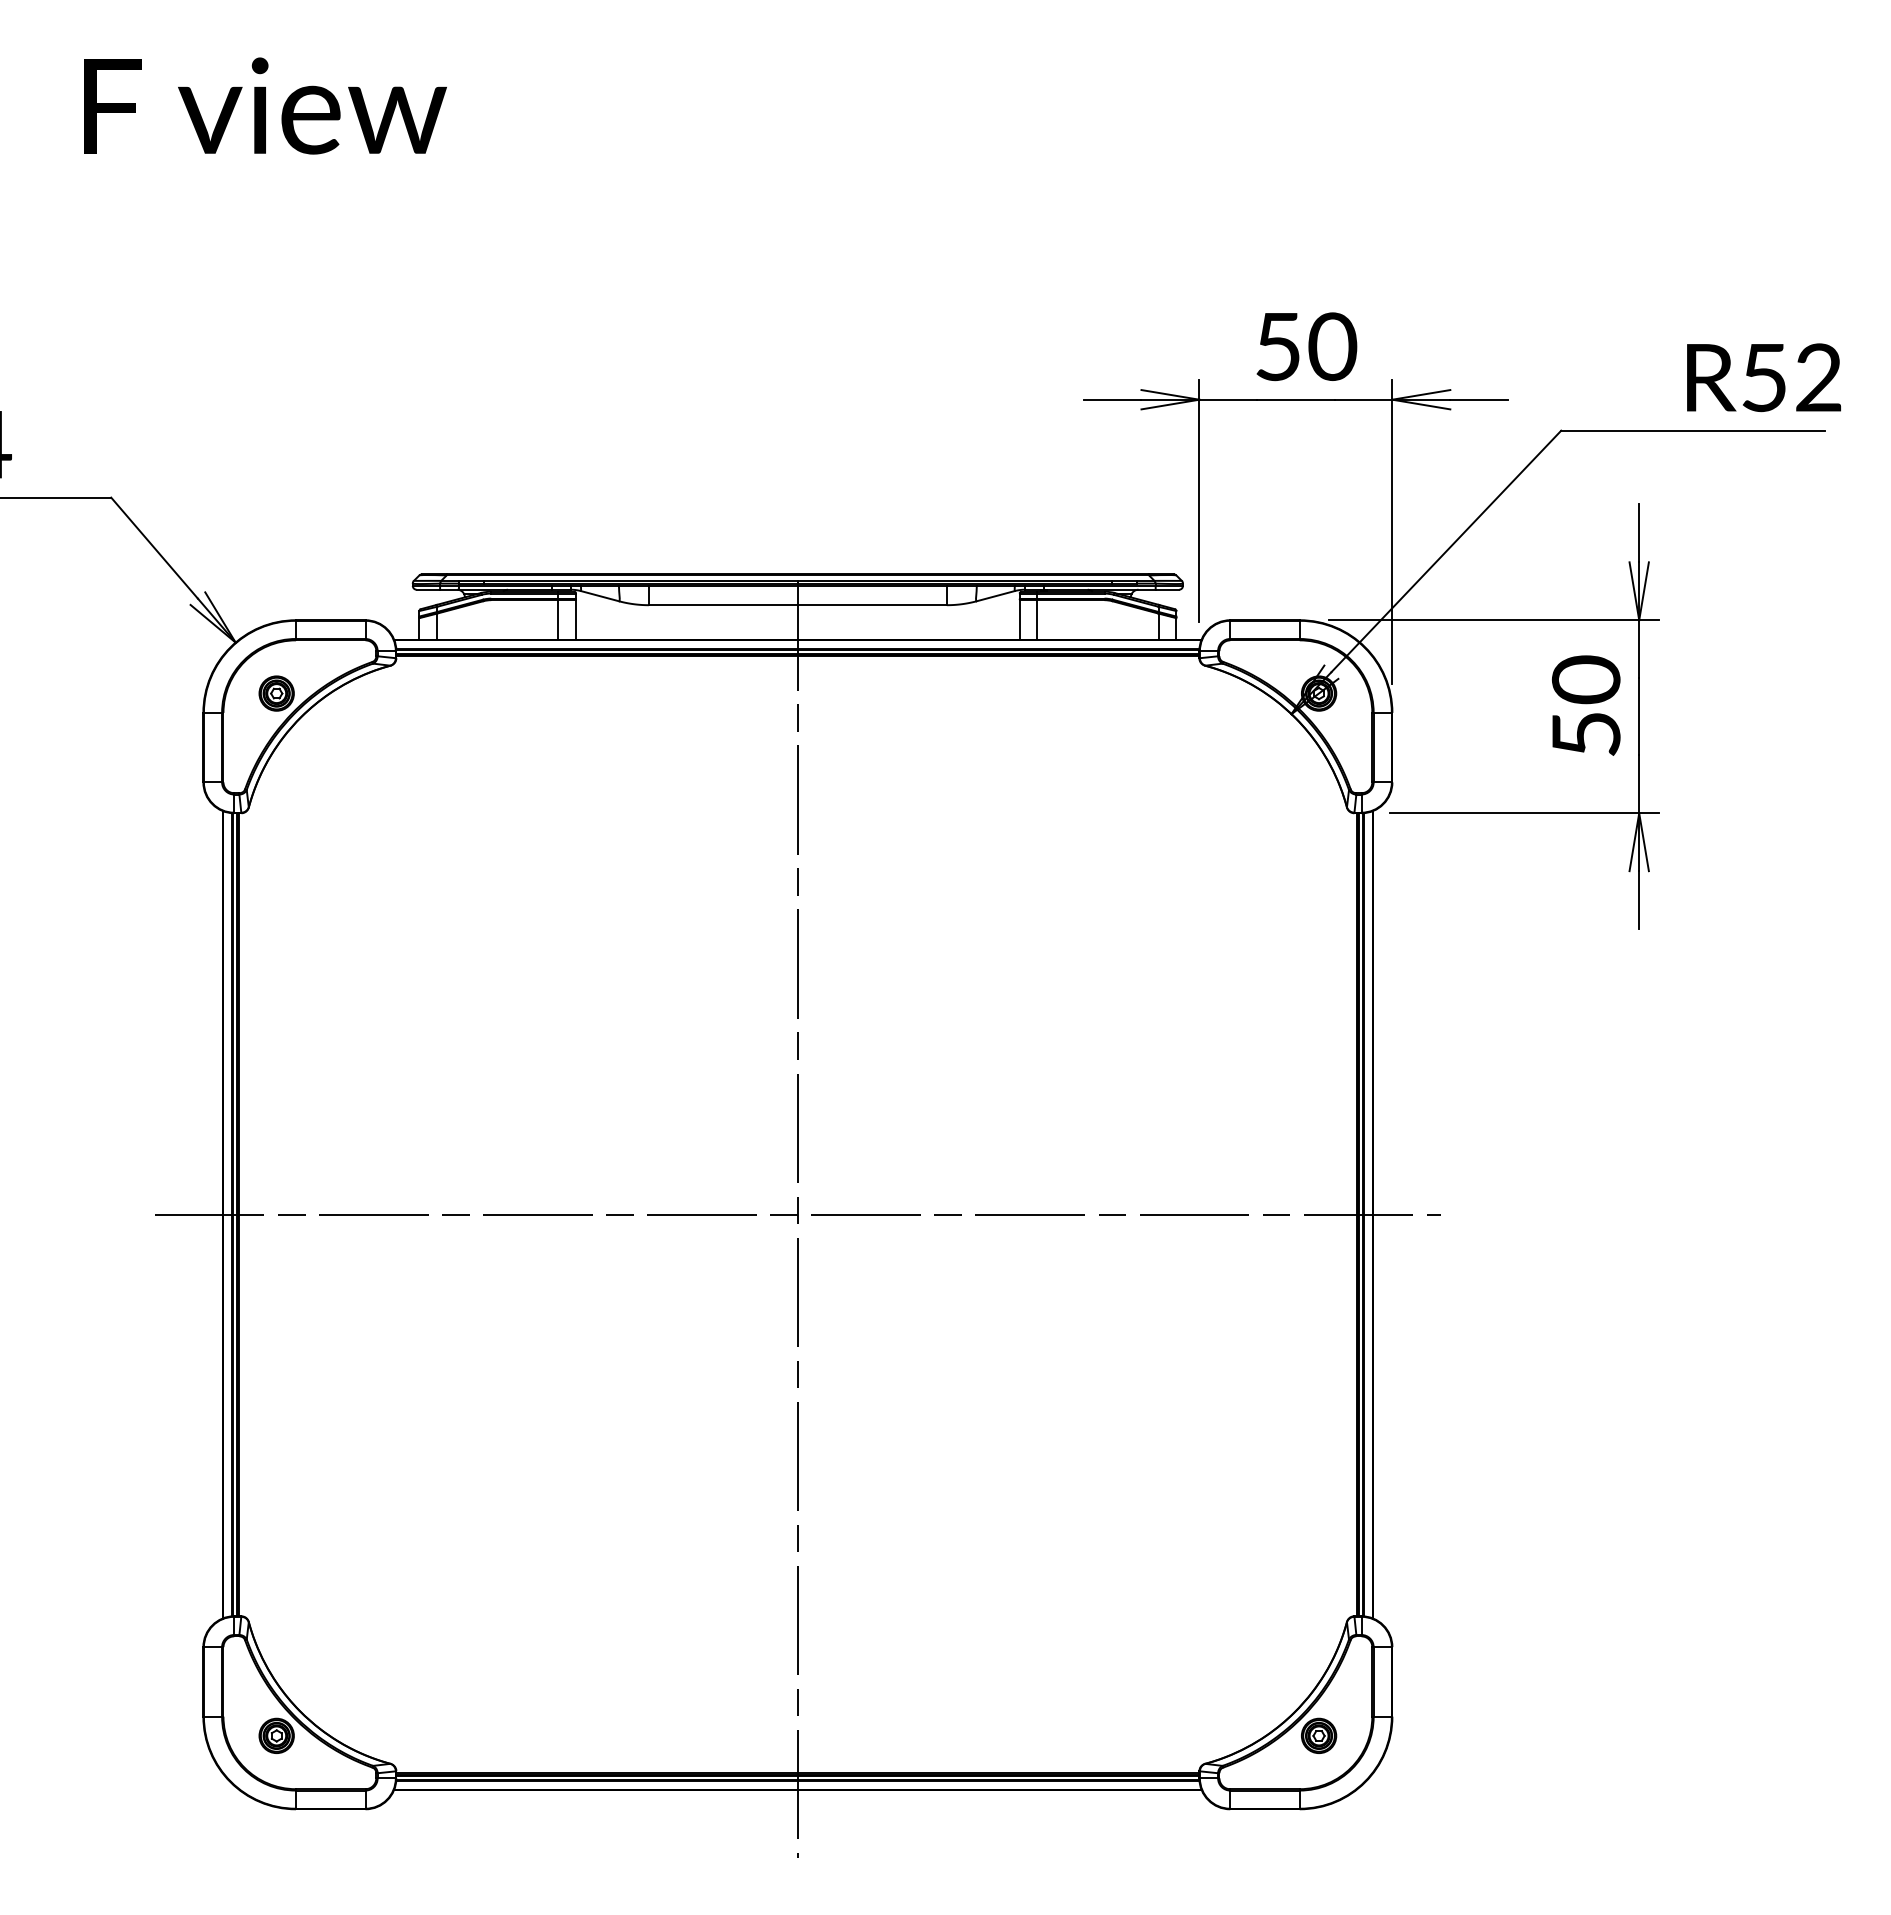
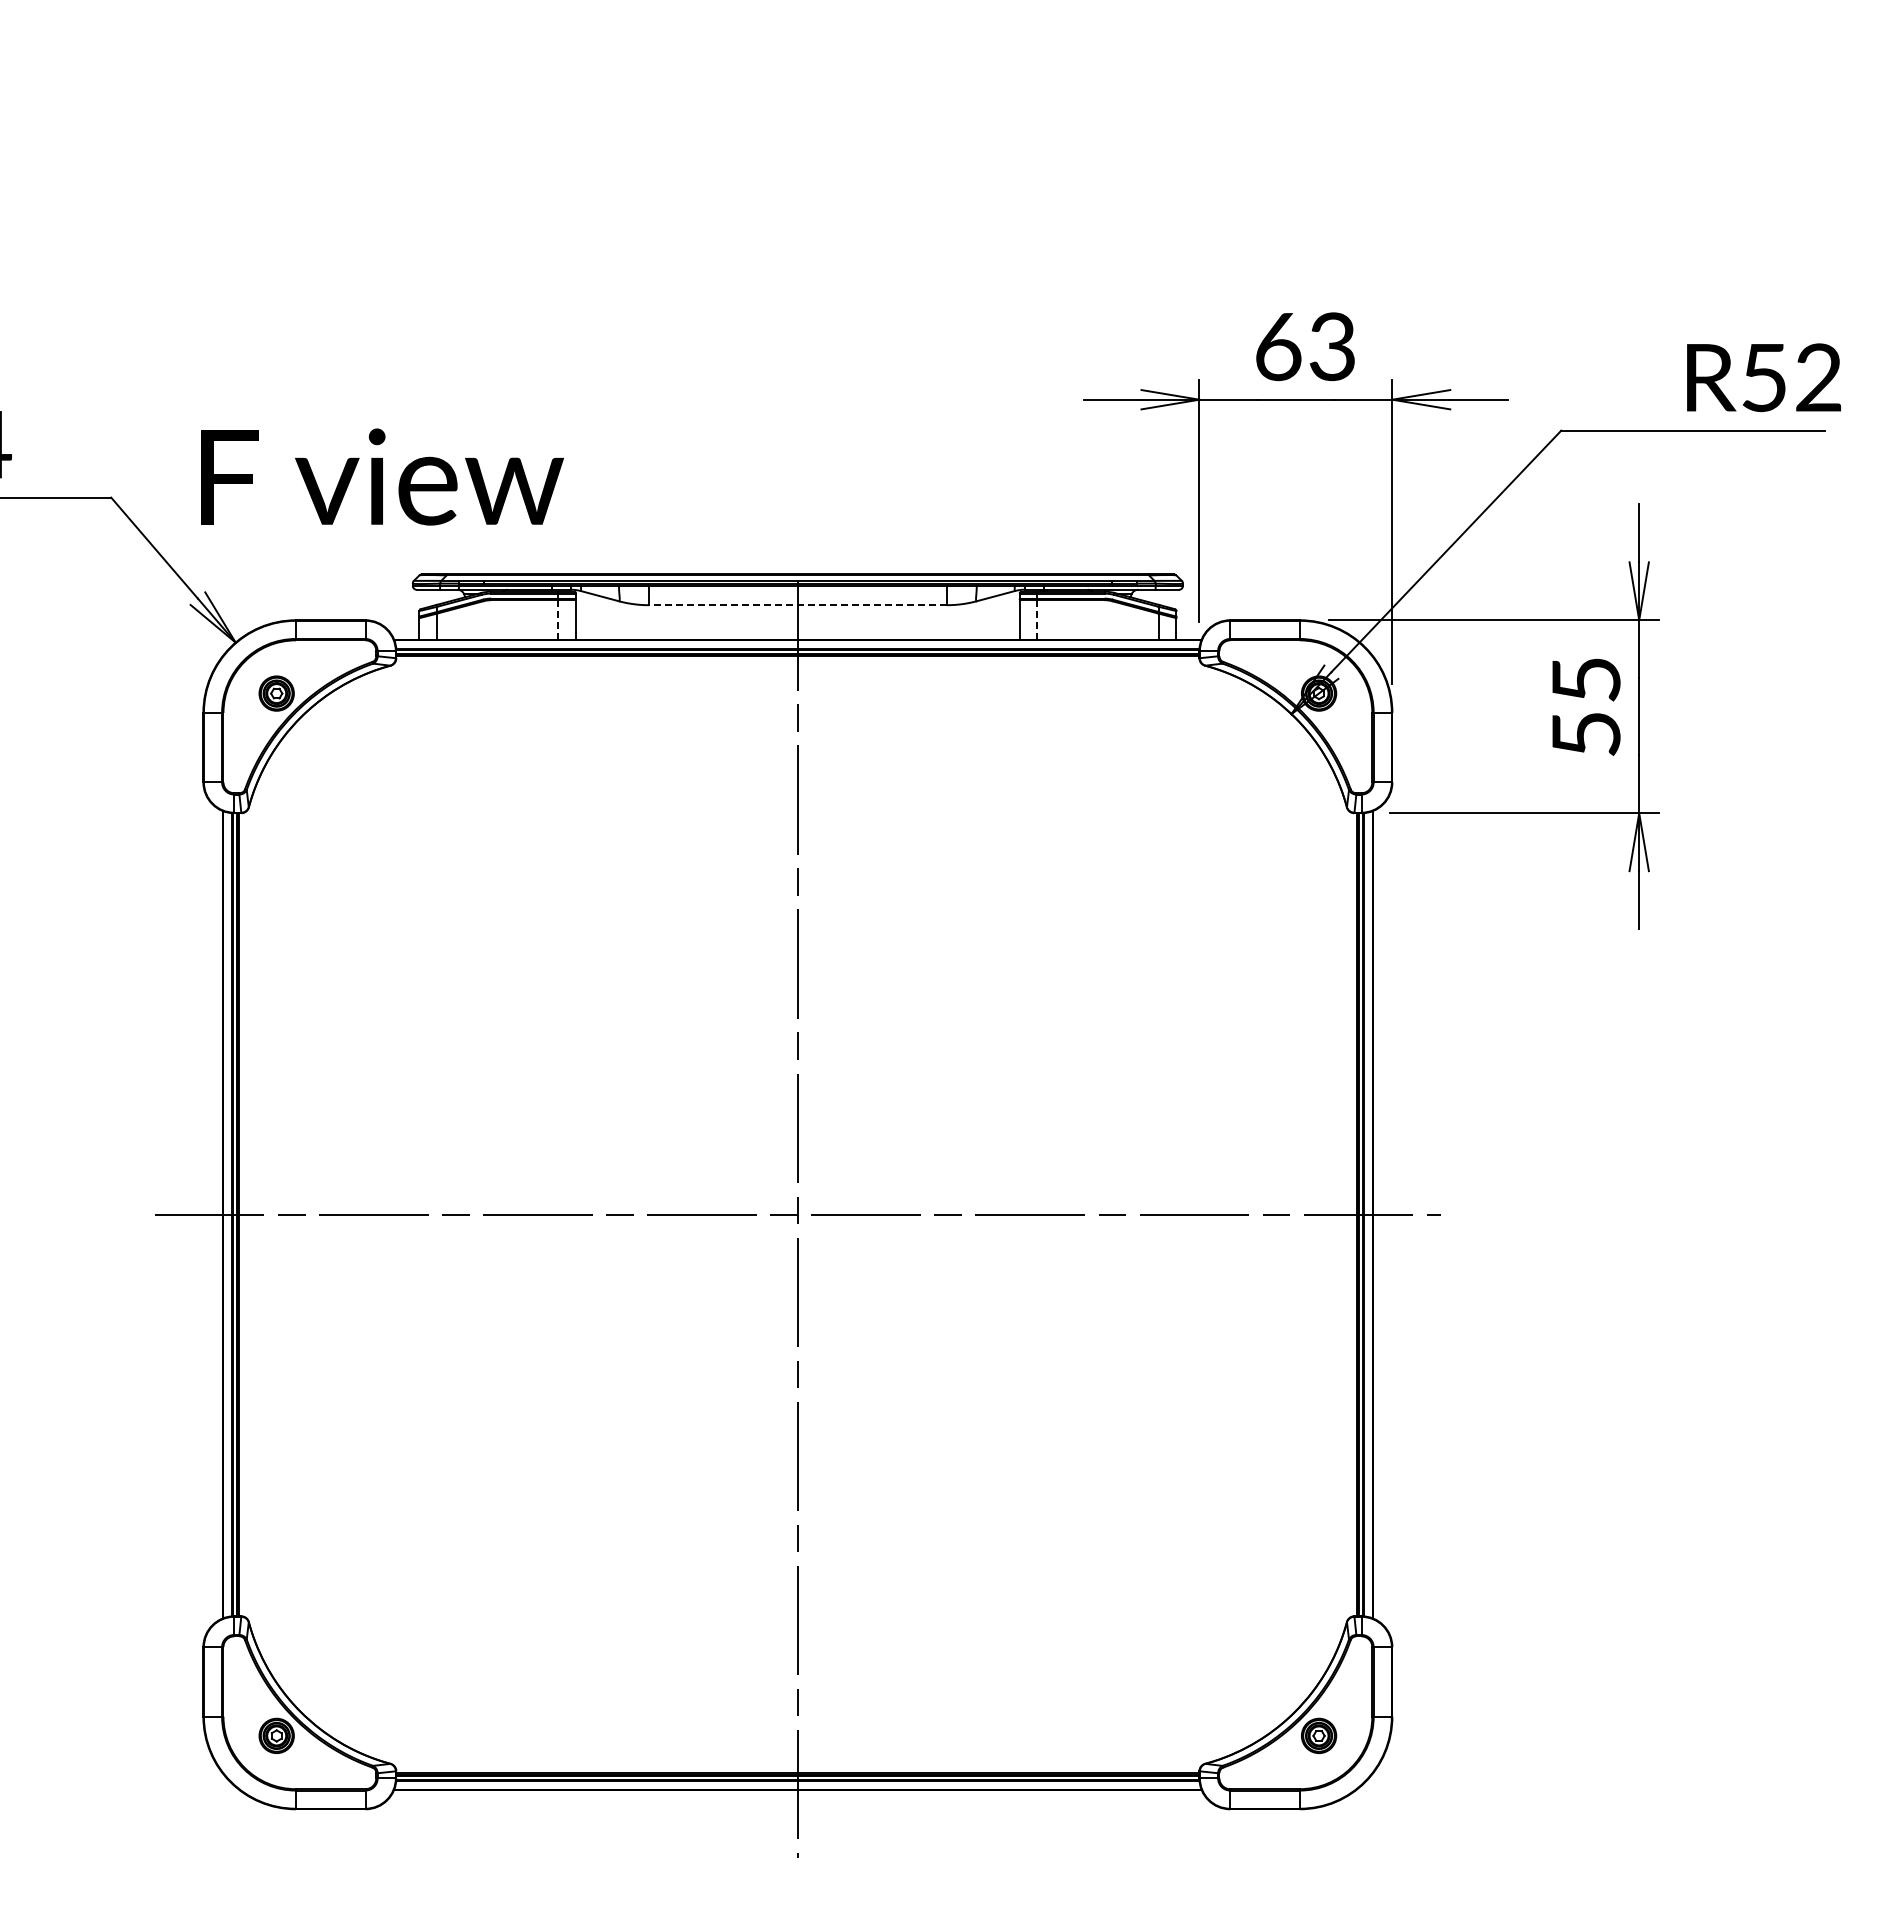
text position: (265, 105) -> (382, 476) (382, 476)
text: 50 -> 63 (1306, 346)
line: solid -> dashed (797, 605)
line: solid -> dashed (558, 619)
line: solid -> dashed (1037, 619)
text: 50 -> 55 (1585, 679)
